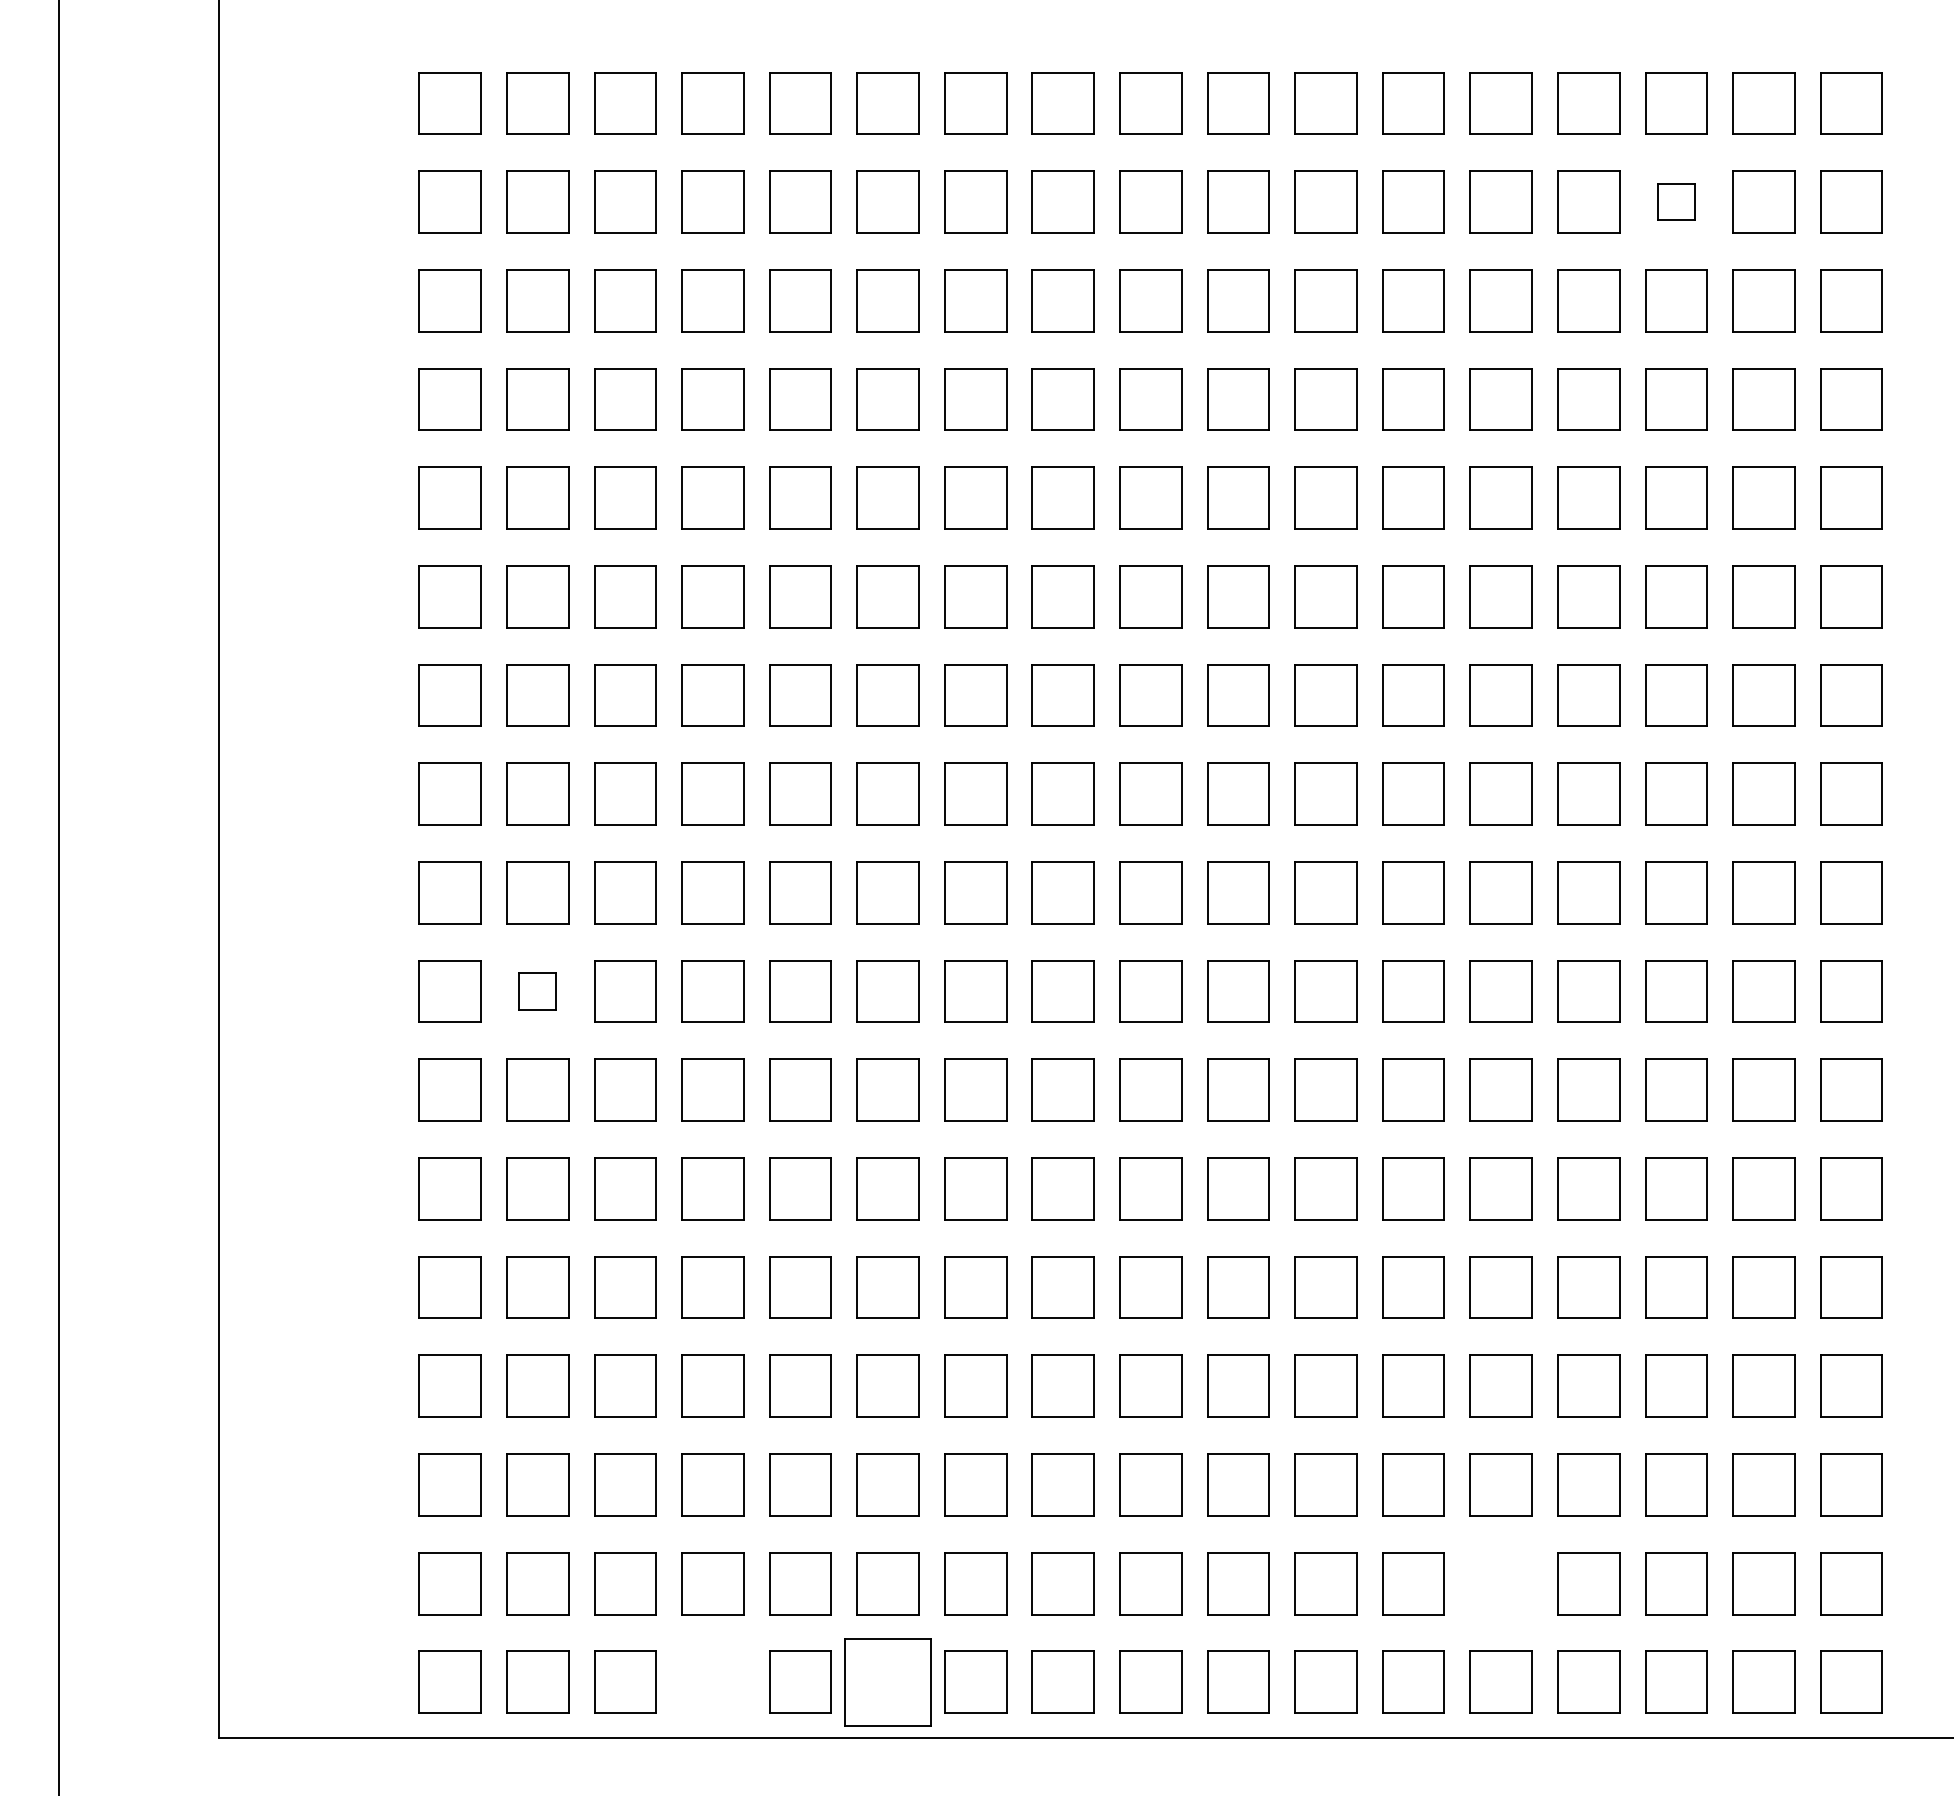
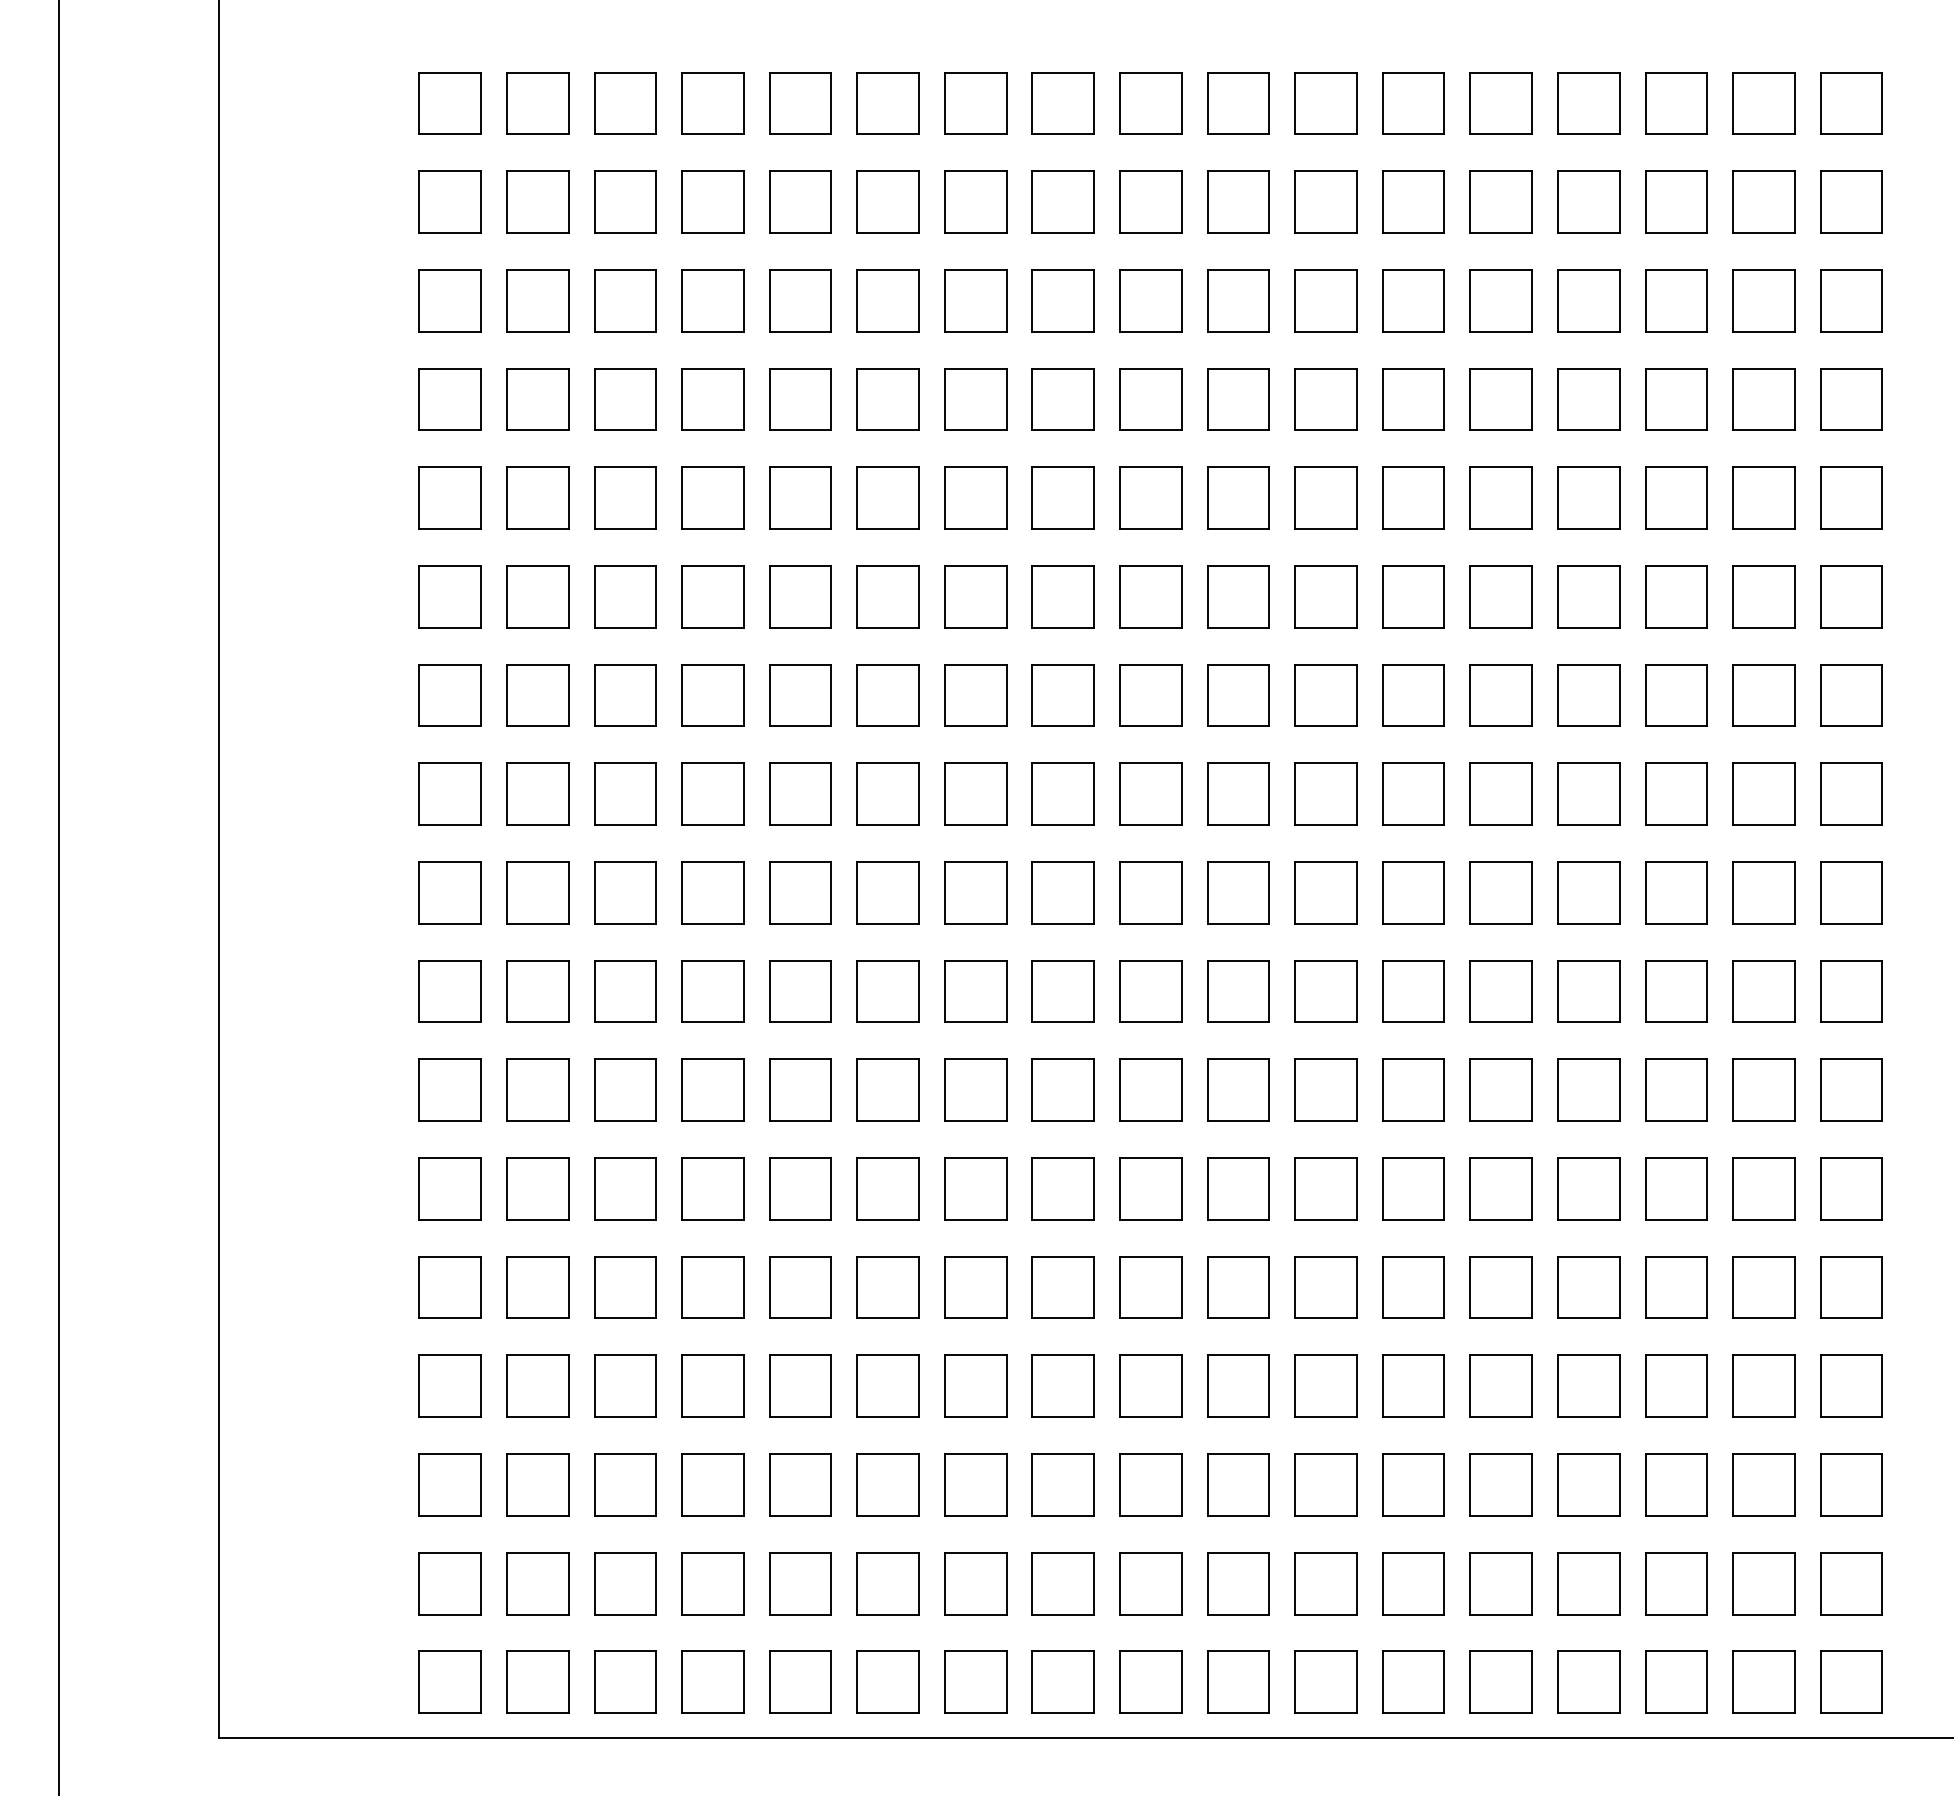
part size: 39x38 px -> 63x64 px (1676, 201)
part size: 39x39 px -> 64x63 px (537, 991)
part: none -> present (1500, 1583)
part: none -> present (712, 1681)
part size: 88x89 px -> 64x64 px (887, 1681)
